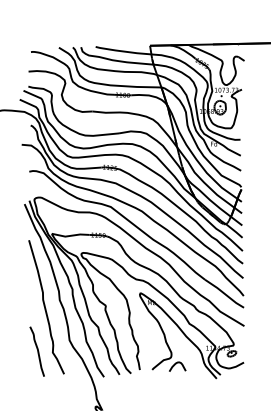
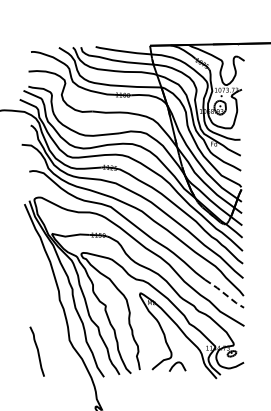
line: solid -> dashed (224, 293)
curve: present -> none (45, 307)
